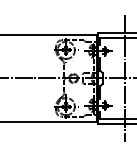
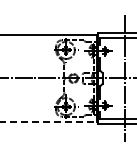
line: solid -> dashed (49, 122)
